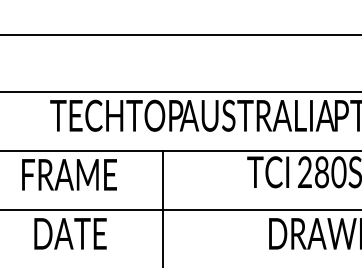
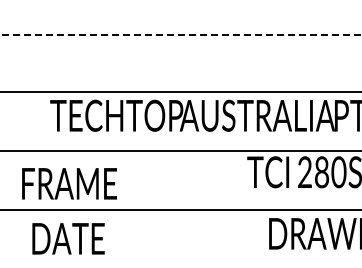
line: solid -> dashed (181, 34)
text position: (69, 174) -> (69, 183) (69, 183)
line: present -> none (162, 207)
text position: (70, 233) -> (68, 238) (68, 238)
